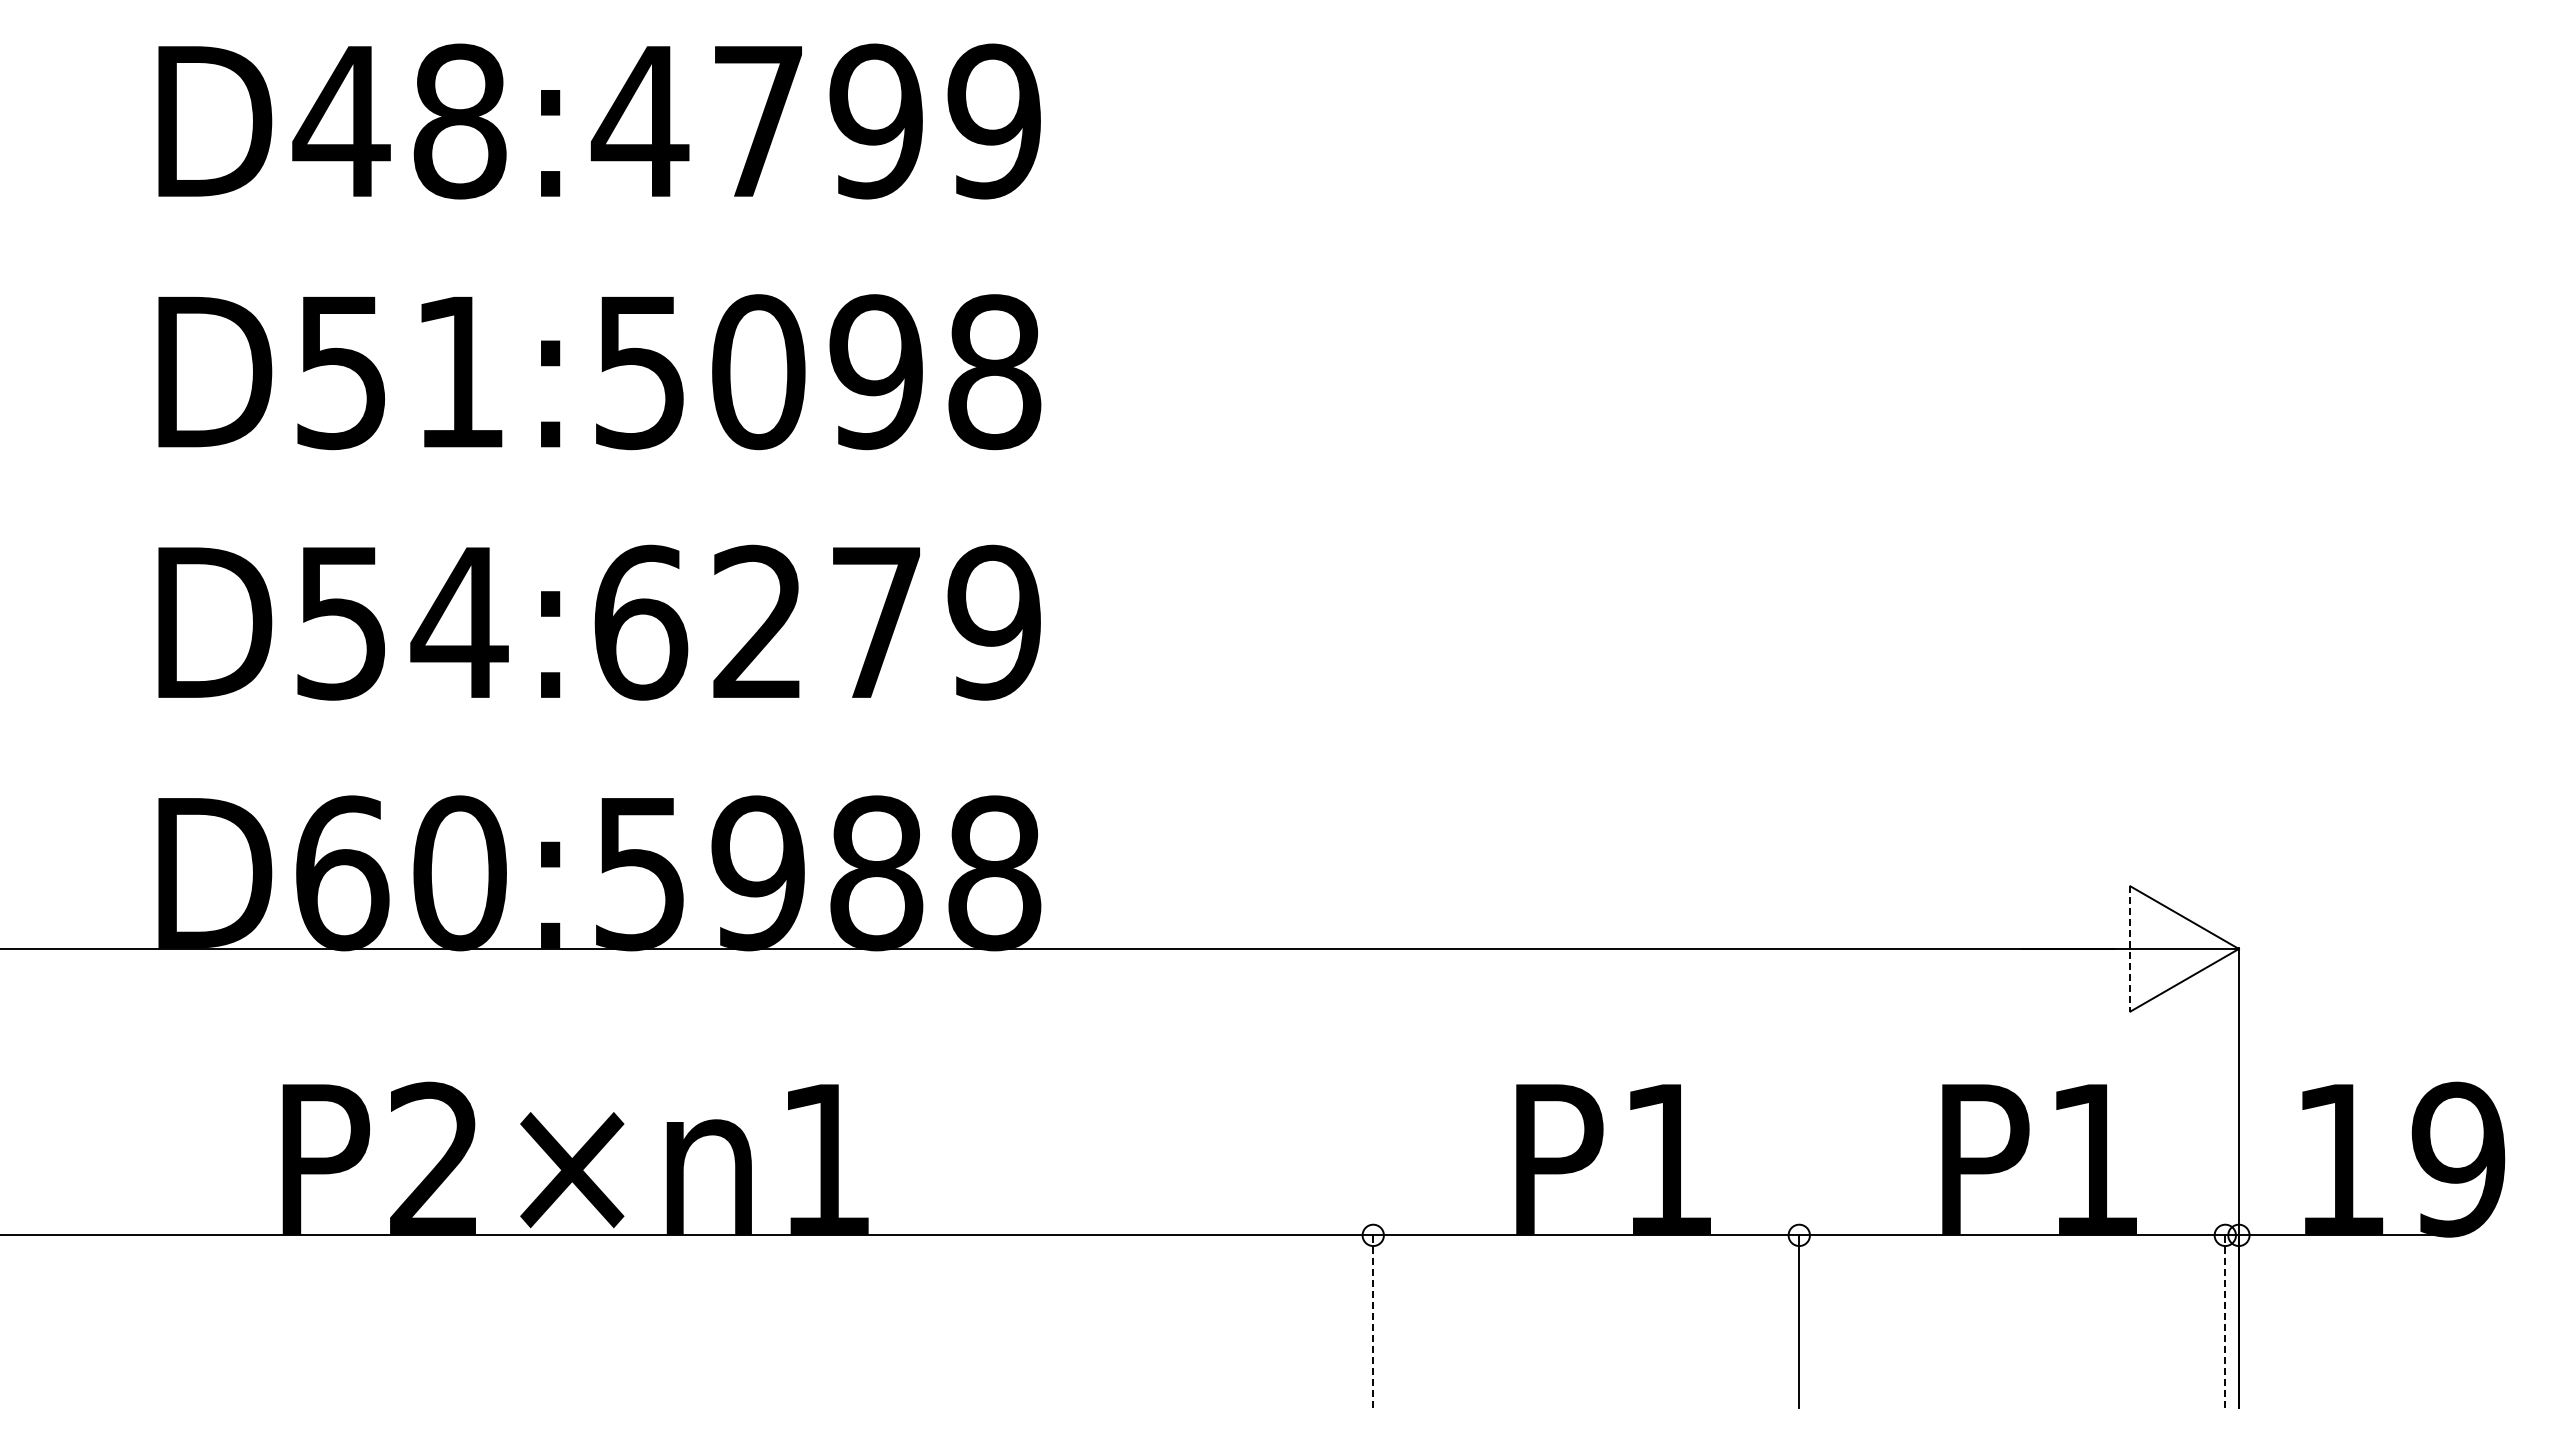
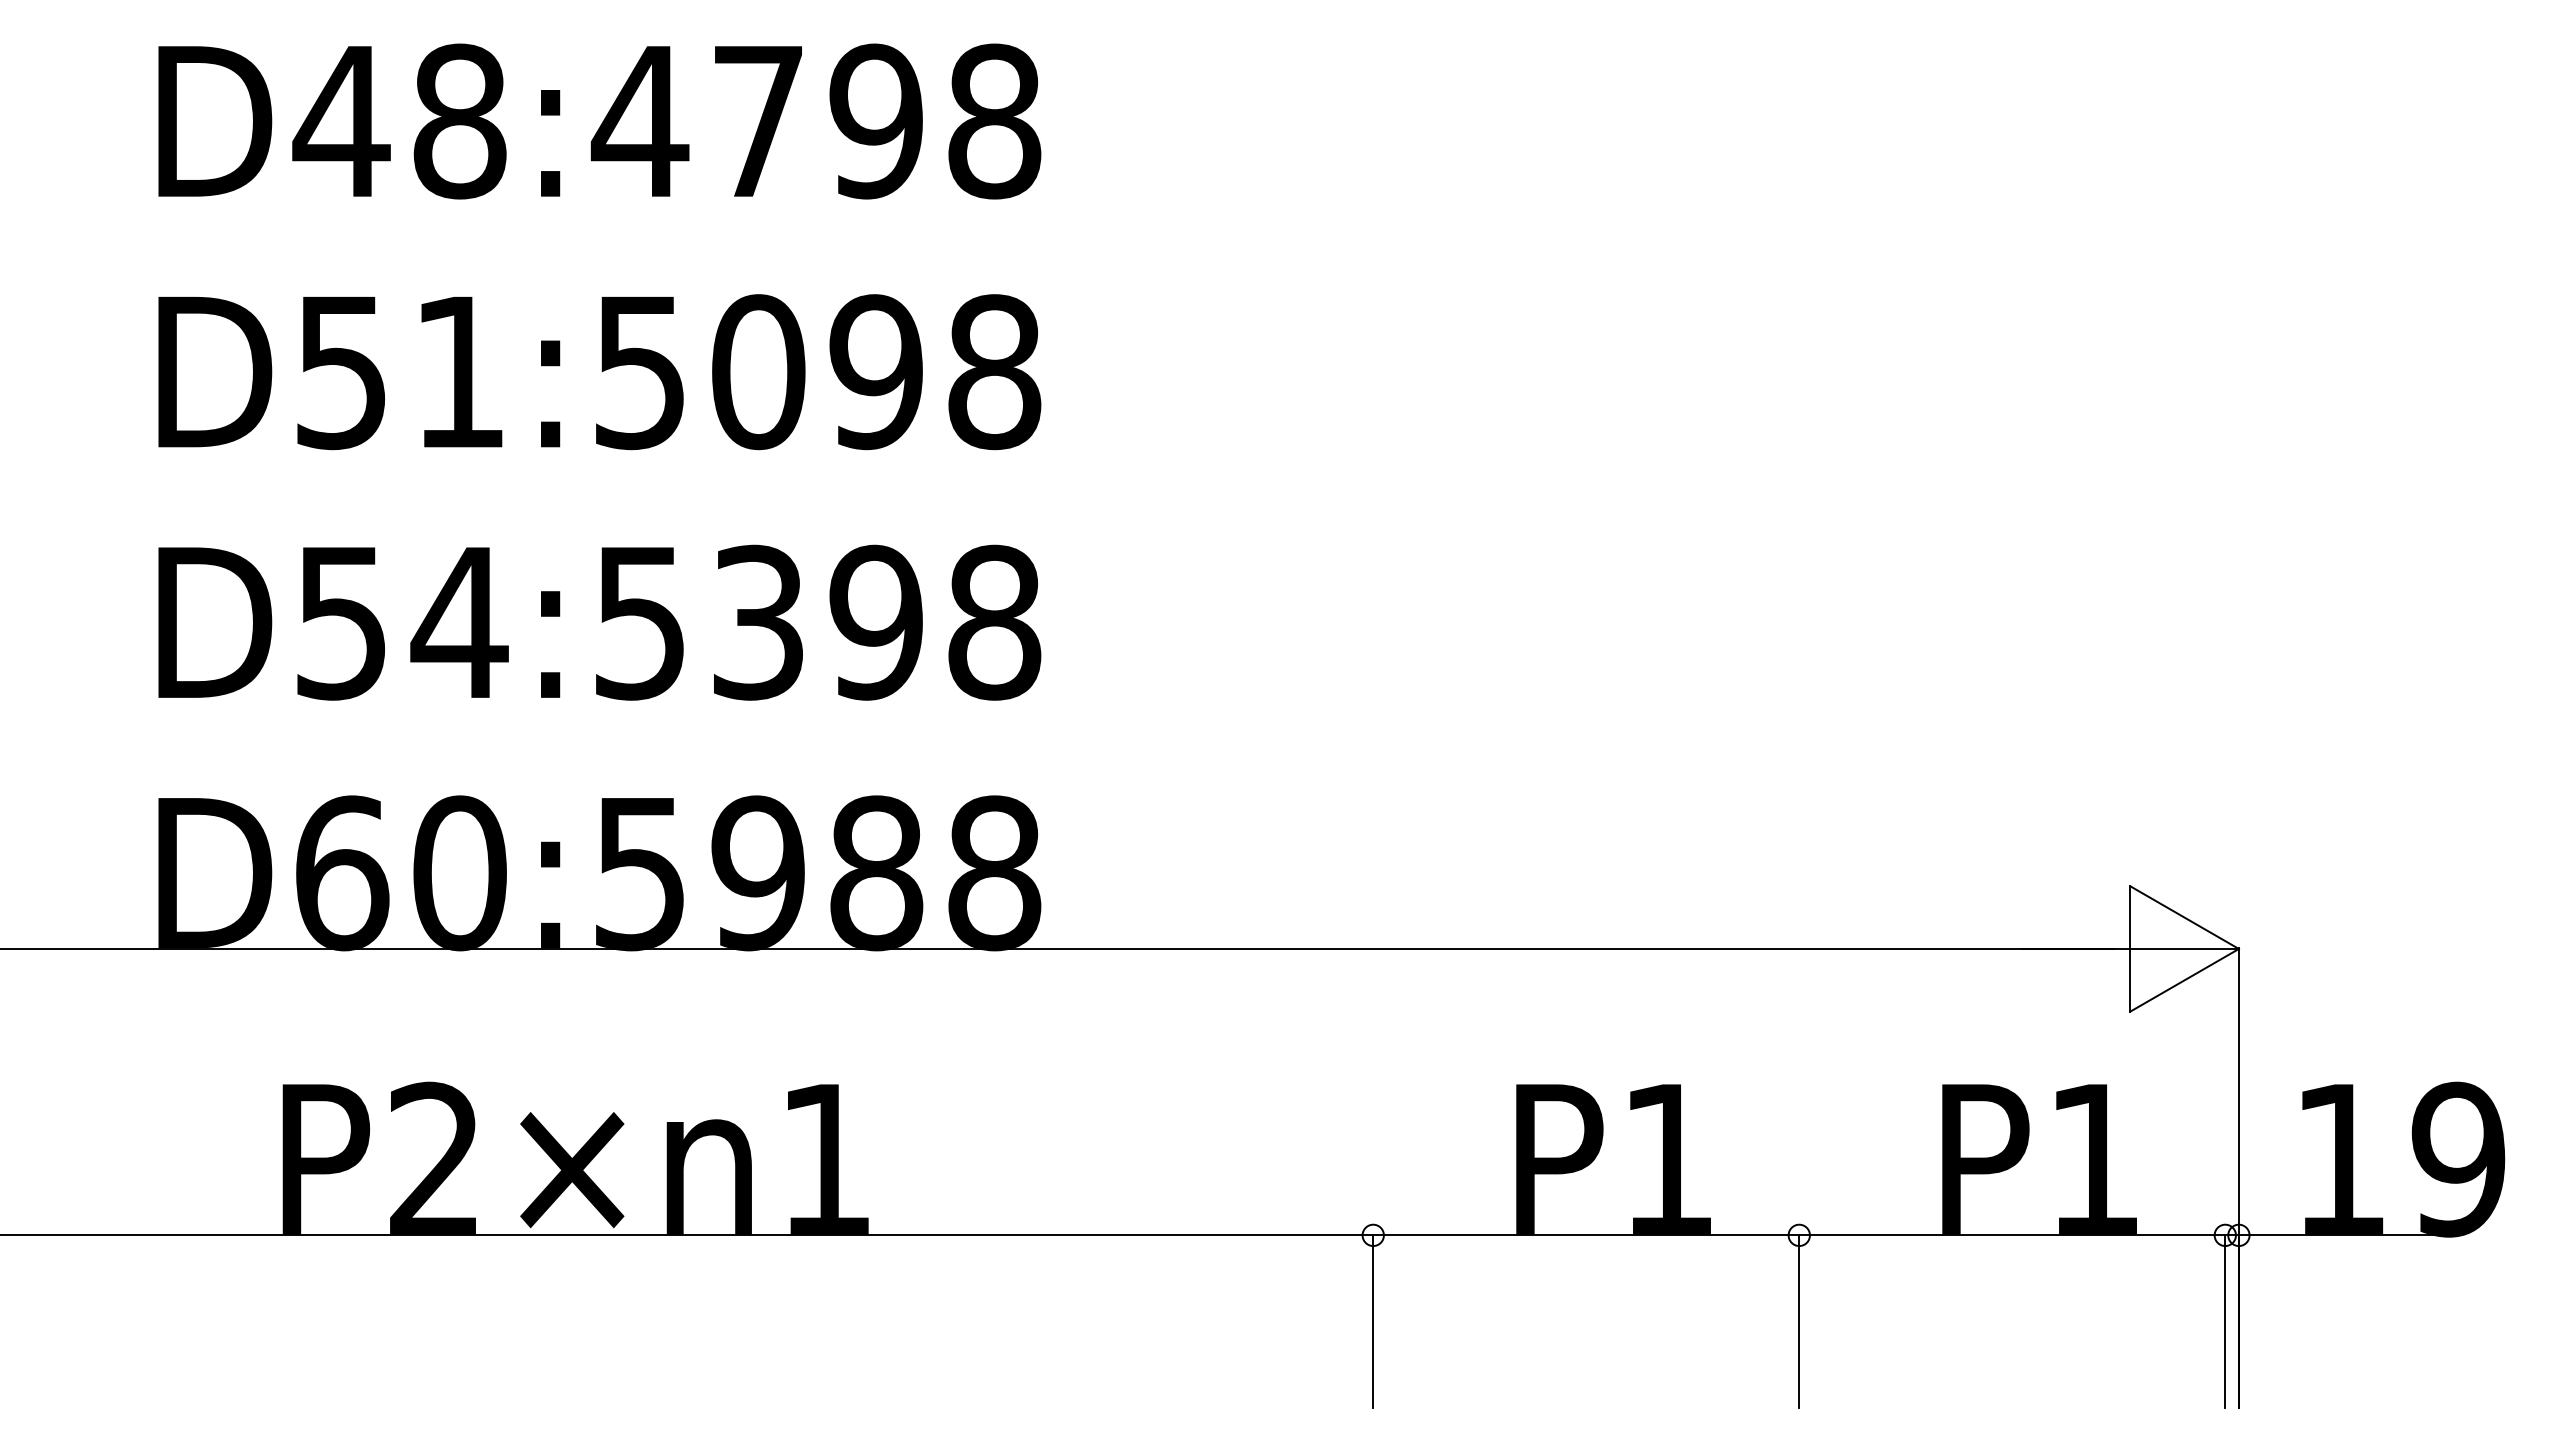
text: D48:4799 -> D48:4798 (994, 121)
text: D54:6279 -> D54:5398 (817, 622)
line: dashed -> solid (2130, 948)
line: dashed -> solid (1373, 1321)
line: dashed -> solid (2225, 1321)
